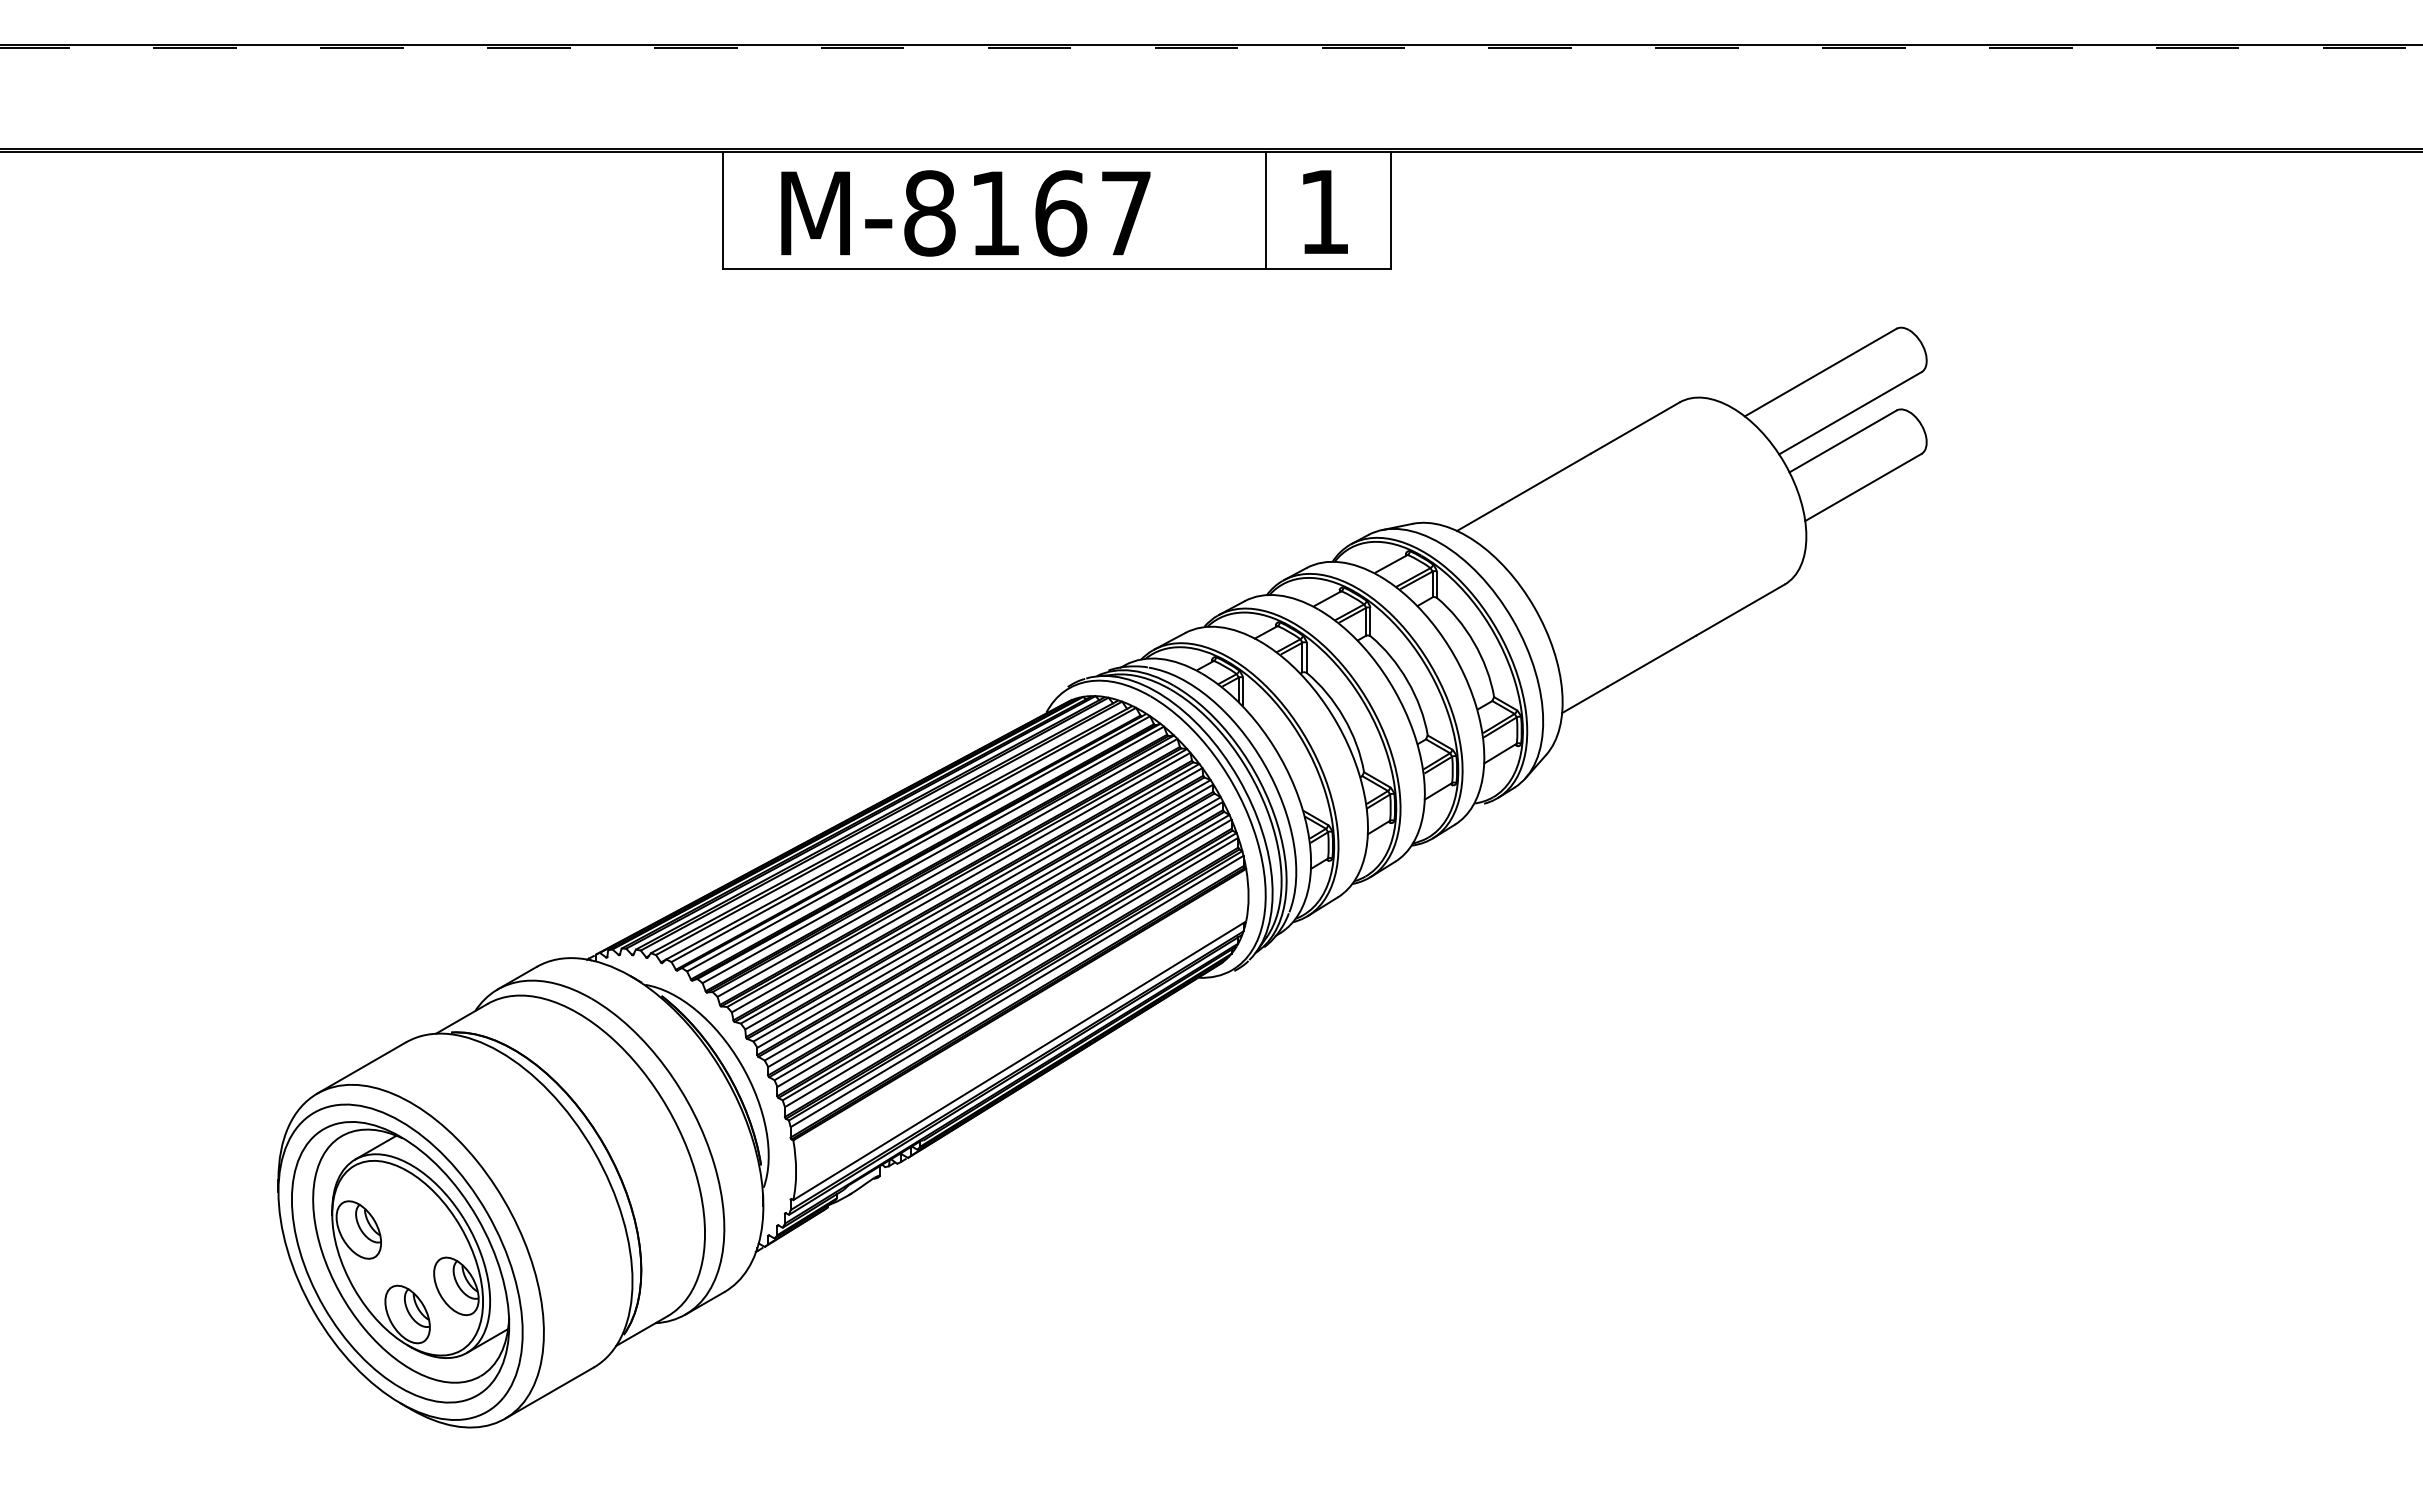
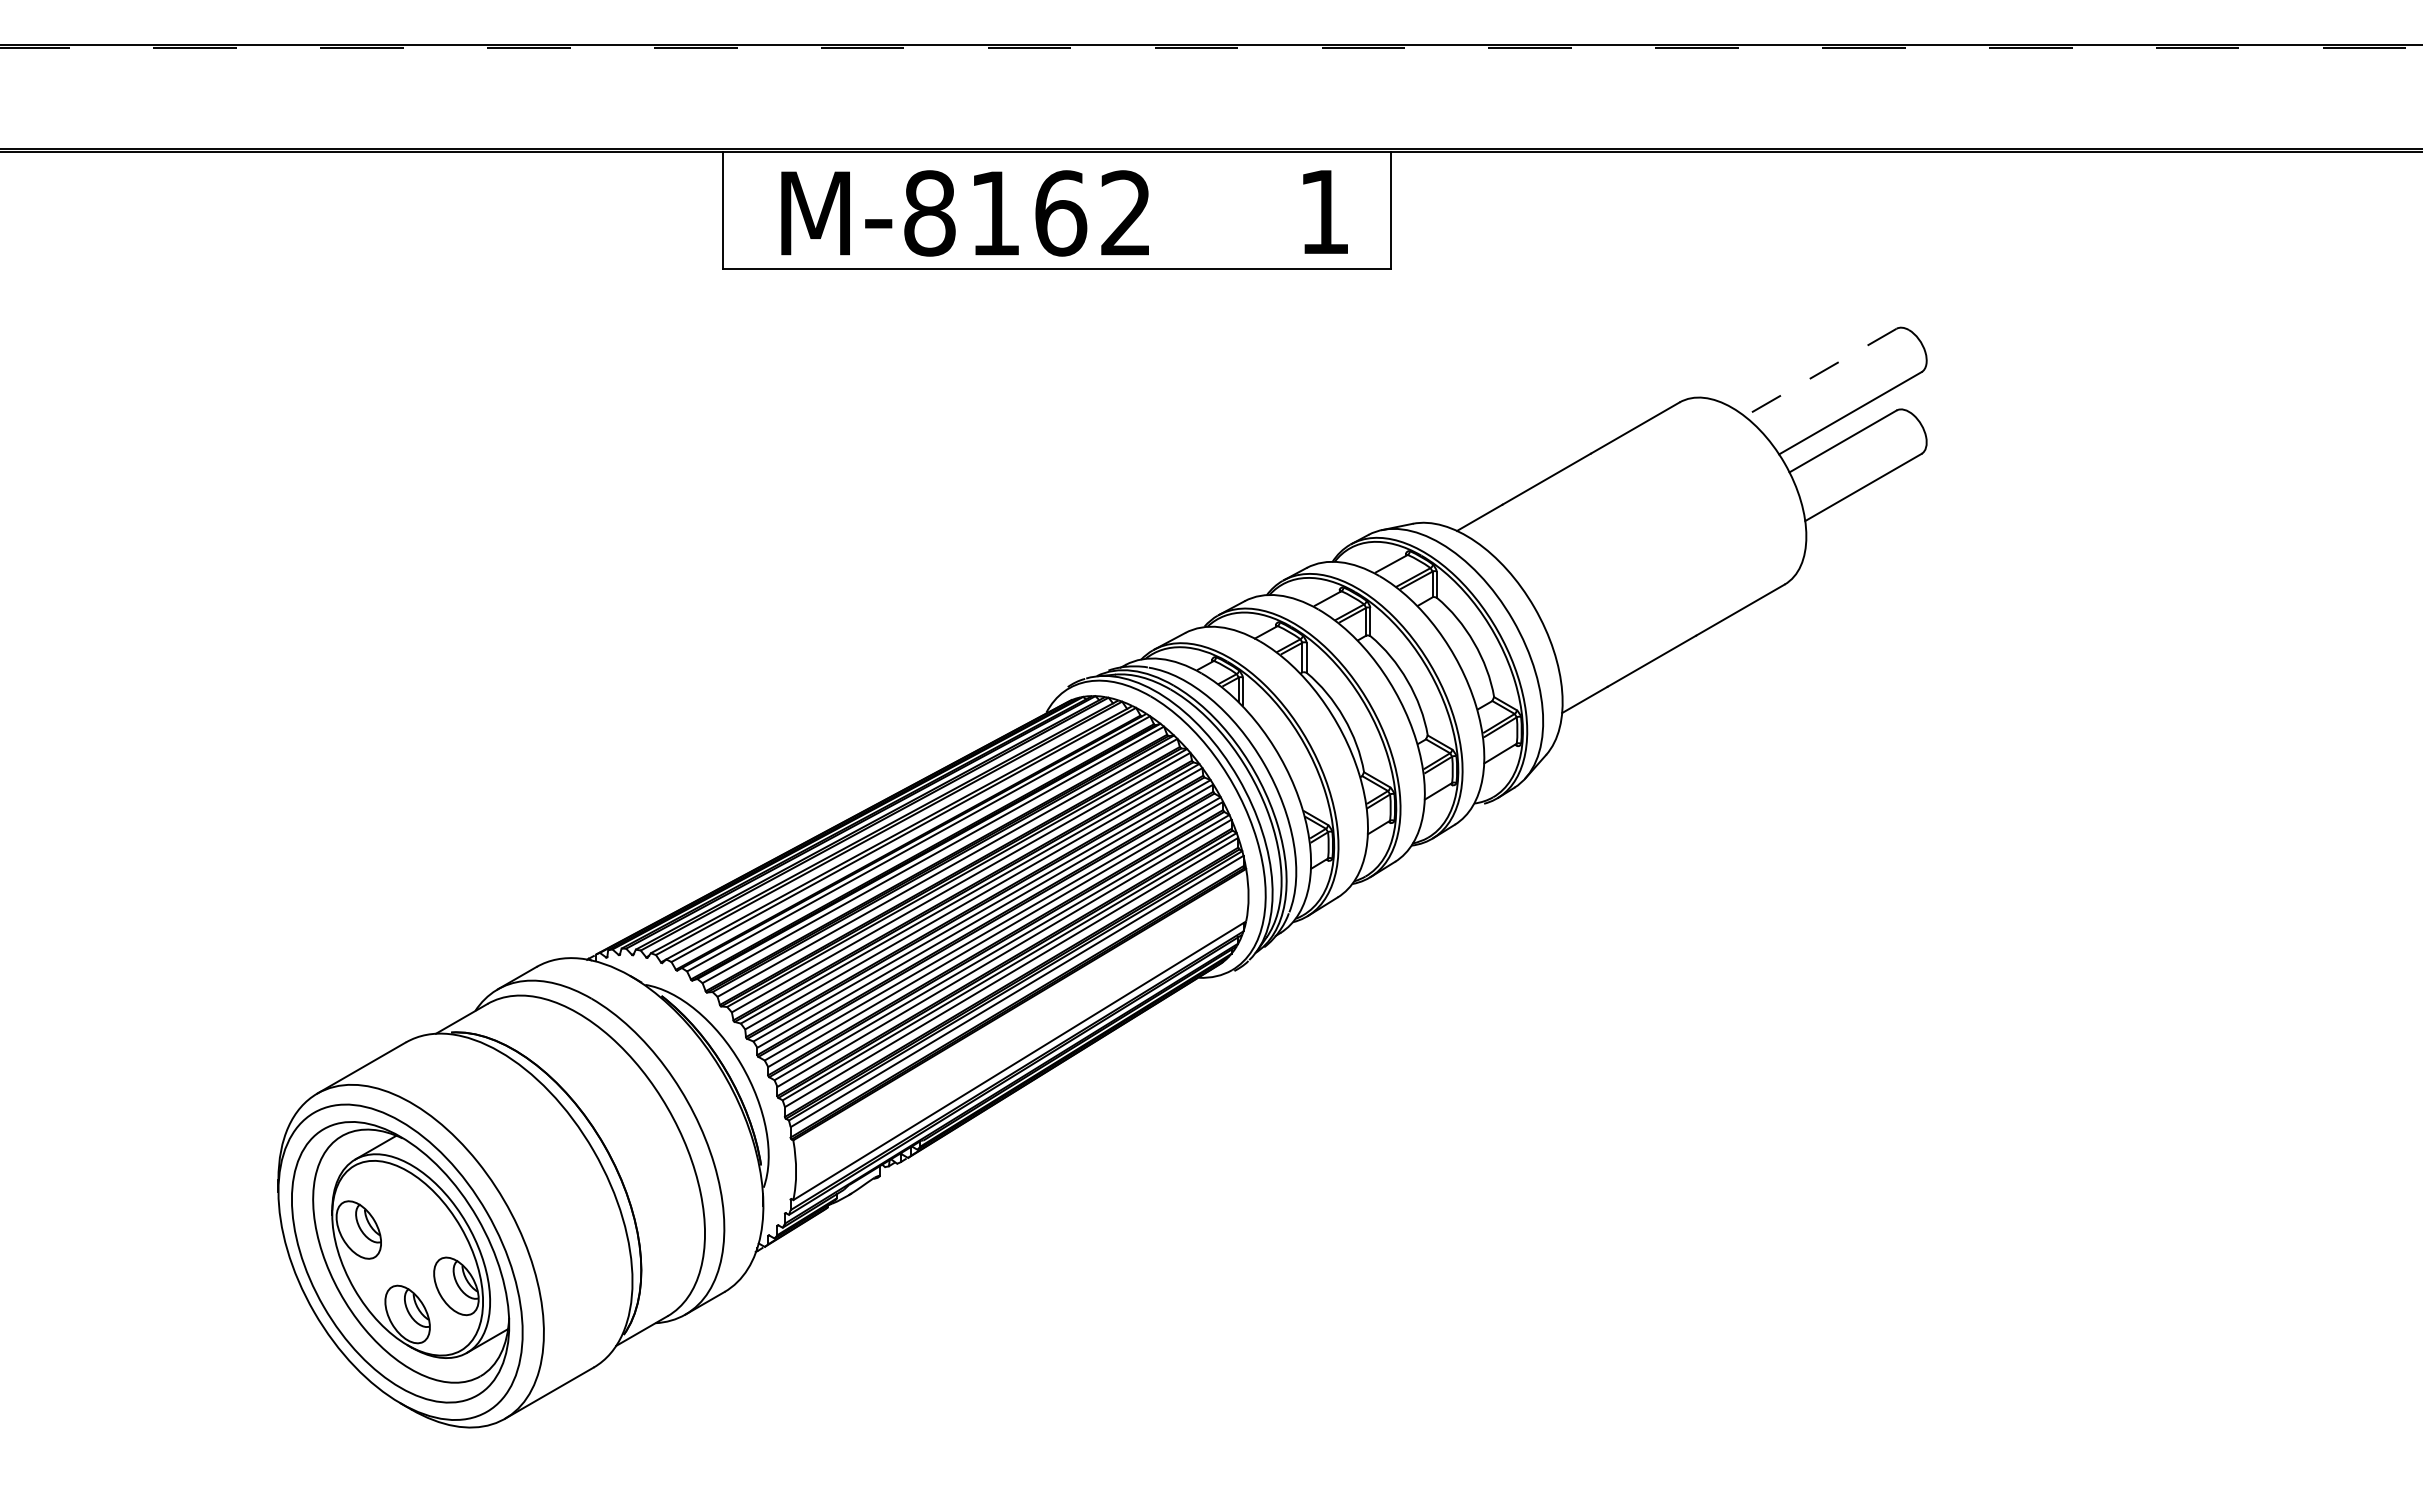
line: present -> none (1265, 210)
text: M-8167 -> M-8162 (1125, 212)
line: solid -> dashed (1820, 372)
